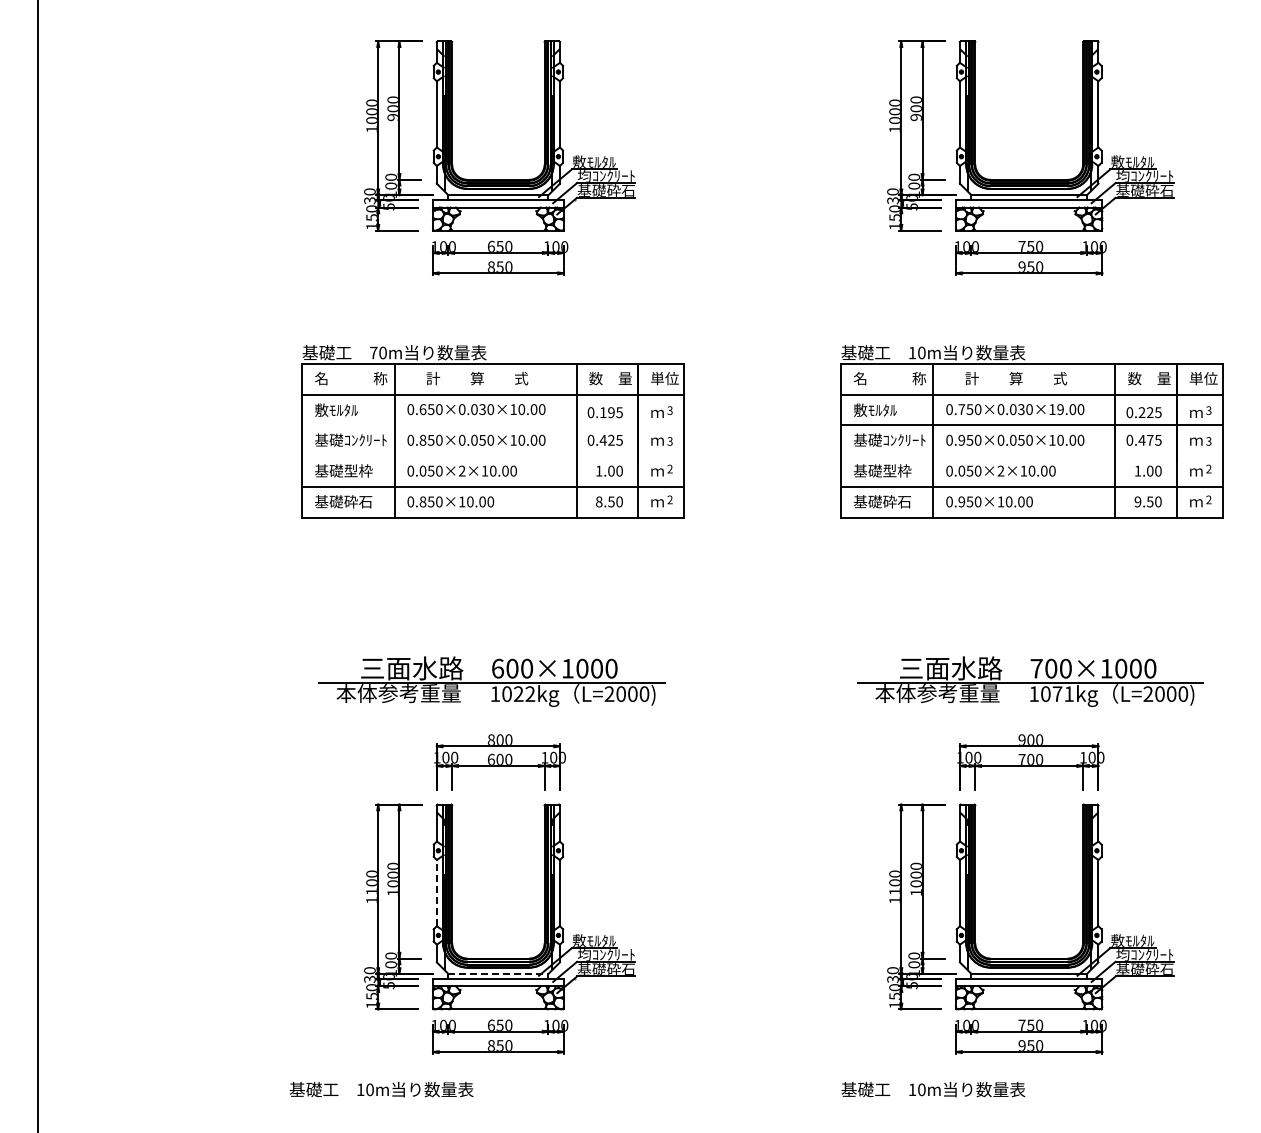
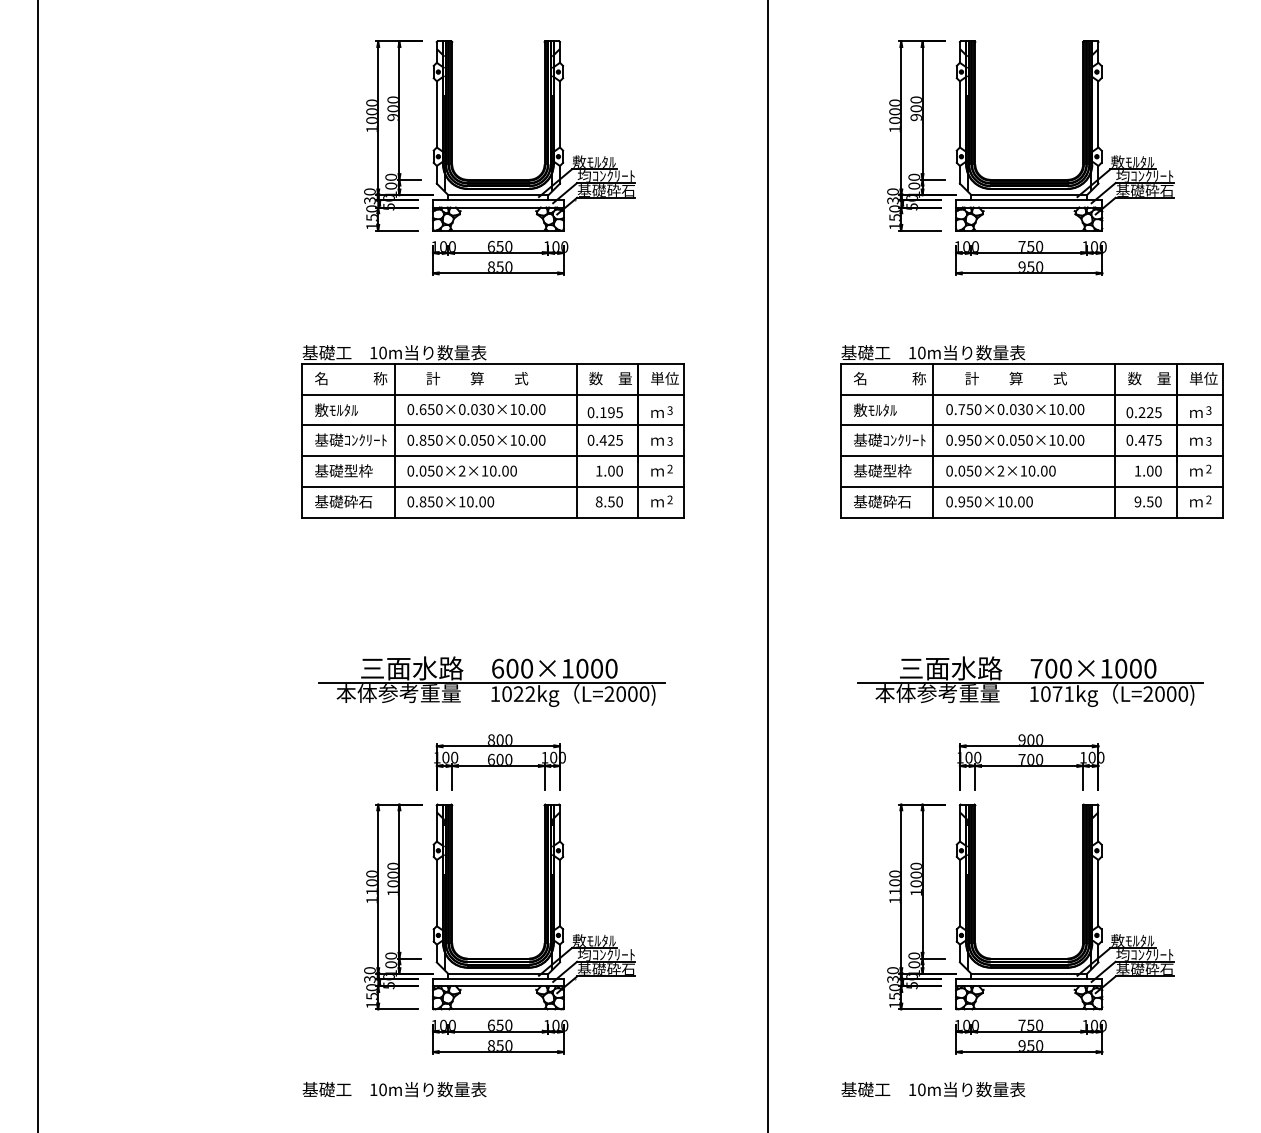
text: 70m -> 10m (373, 352)
text: 0.750×0.030×19.00 -> 0.750×0.030×10.00 (1060, 409)
line: none -> present (493, 425)
line: none -> present (493, 456)
line: none -> present (1032, 456)
line: none -> present (767, 565)
line: dashed -> solid (436, 892)
line: dashed -> solid (498, 973)
text position: (381, 1089) -> (394, 1089) (394, 1089)
